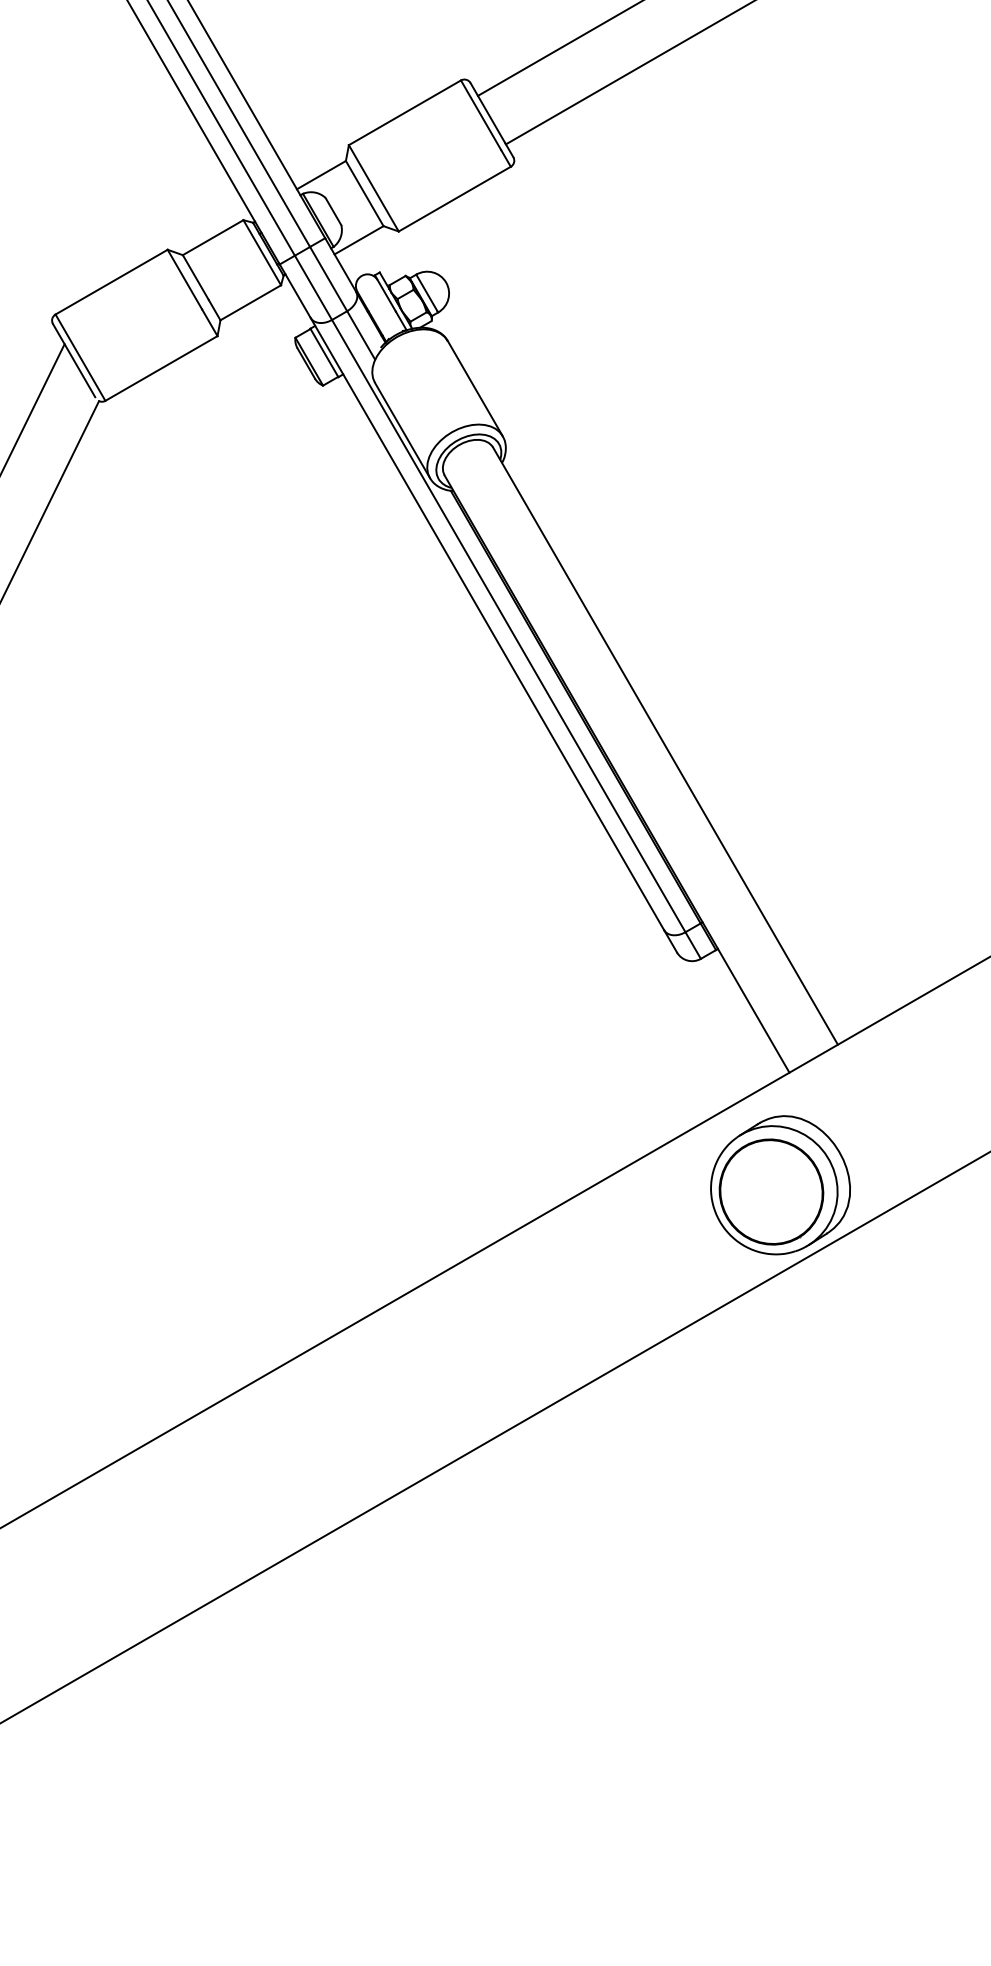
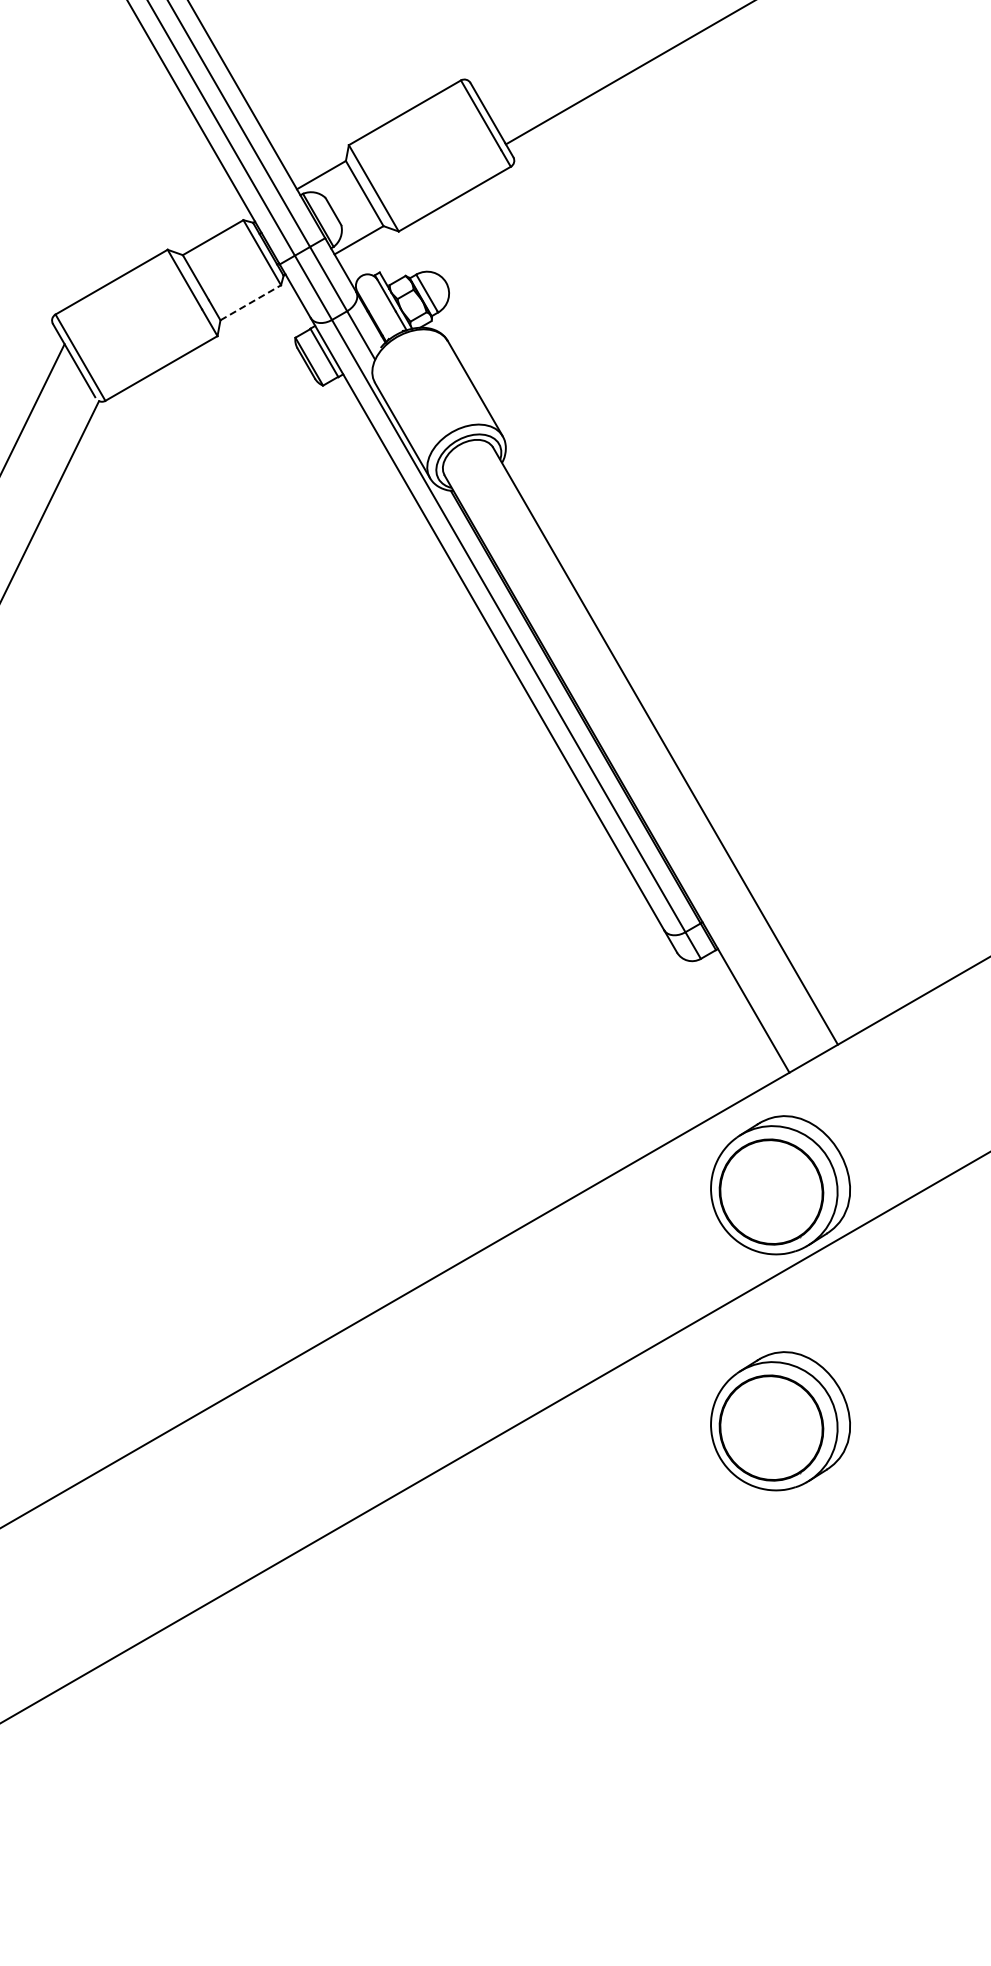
line: present -> none (558, 48)
line: solid -> dashed (250, 302)
part: none -> present (780, 1421)
